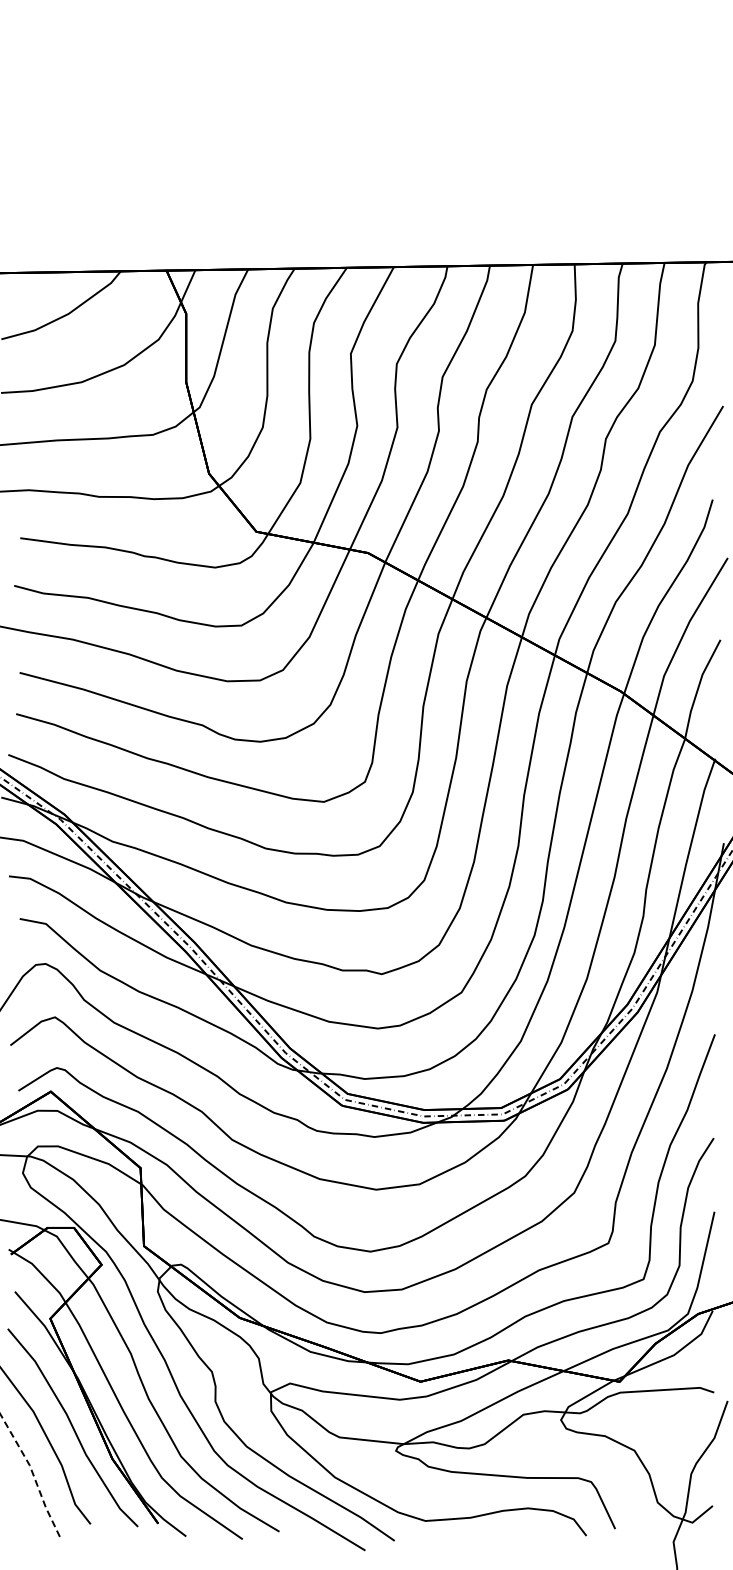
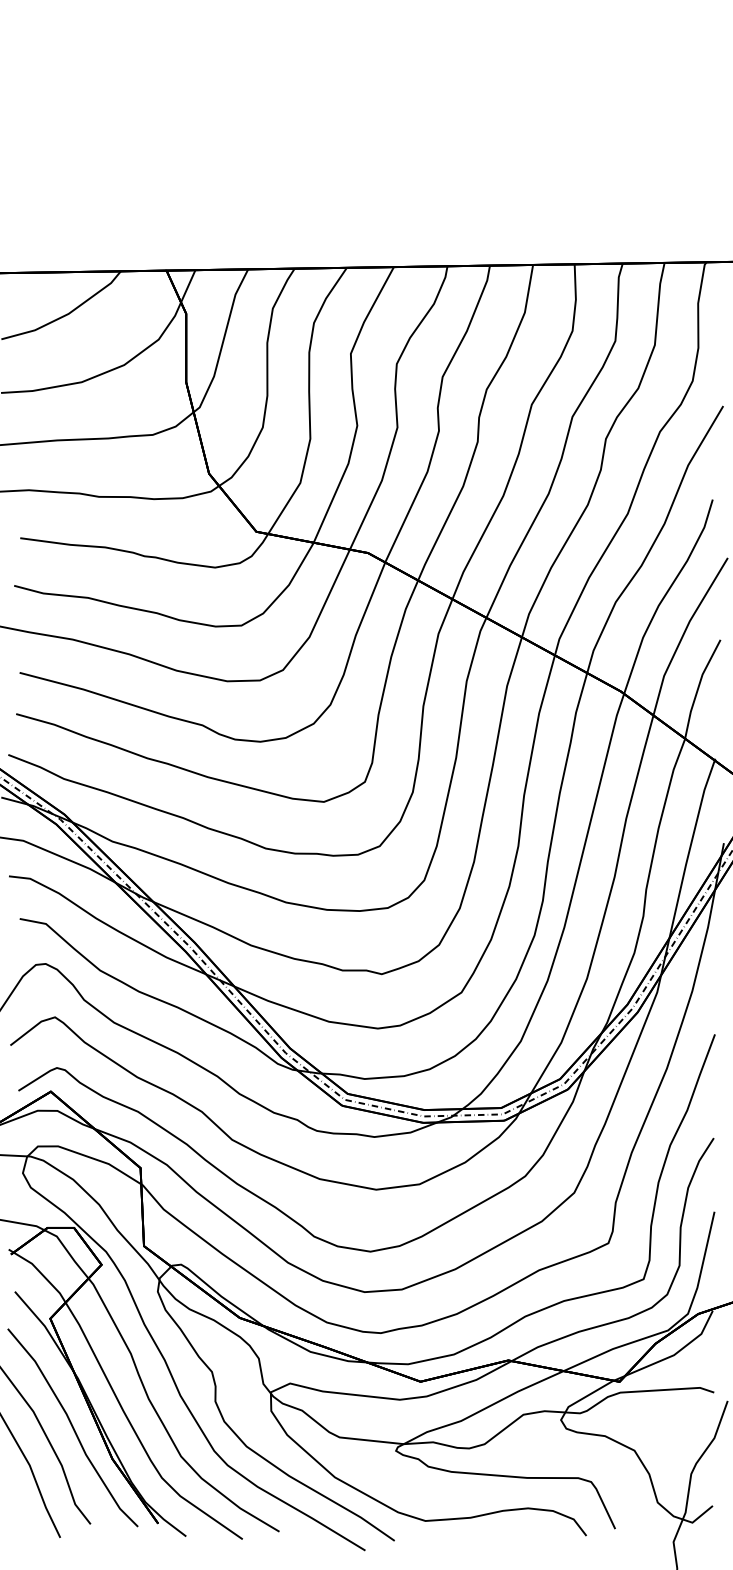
line: dashed -> solid (33, 1474)
